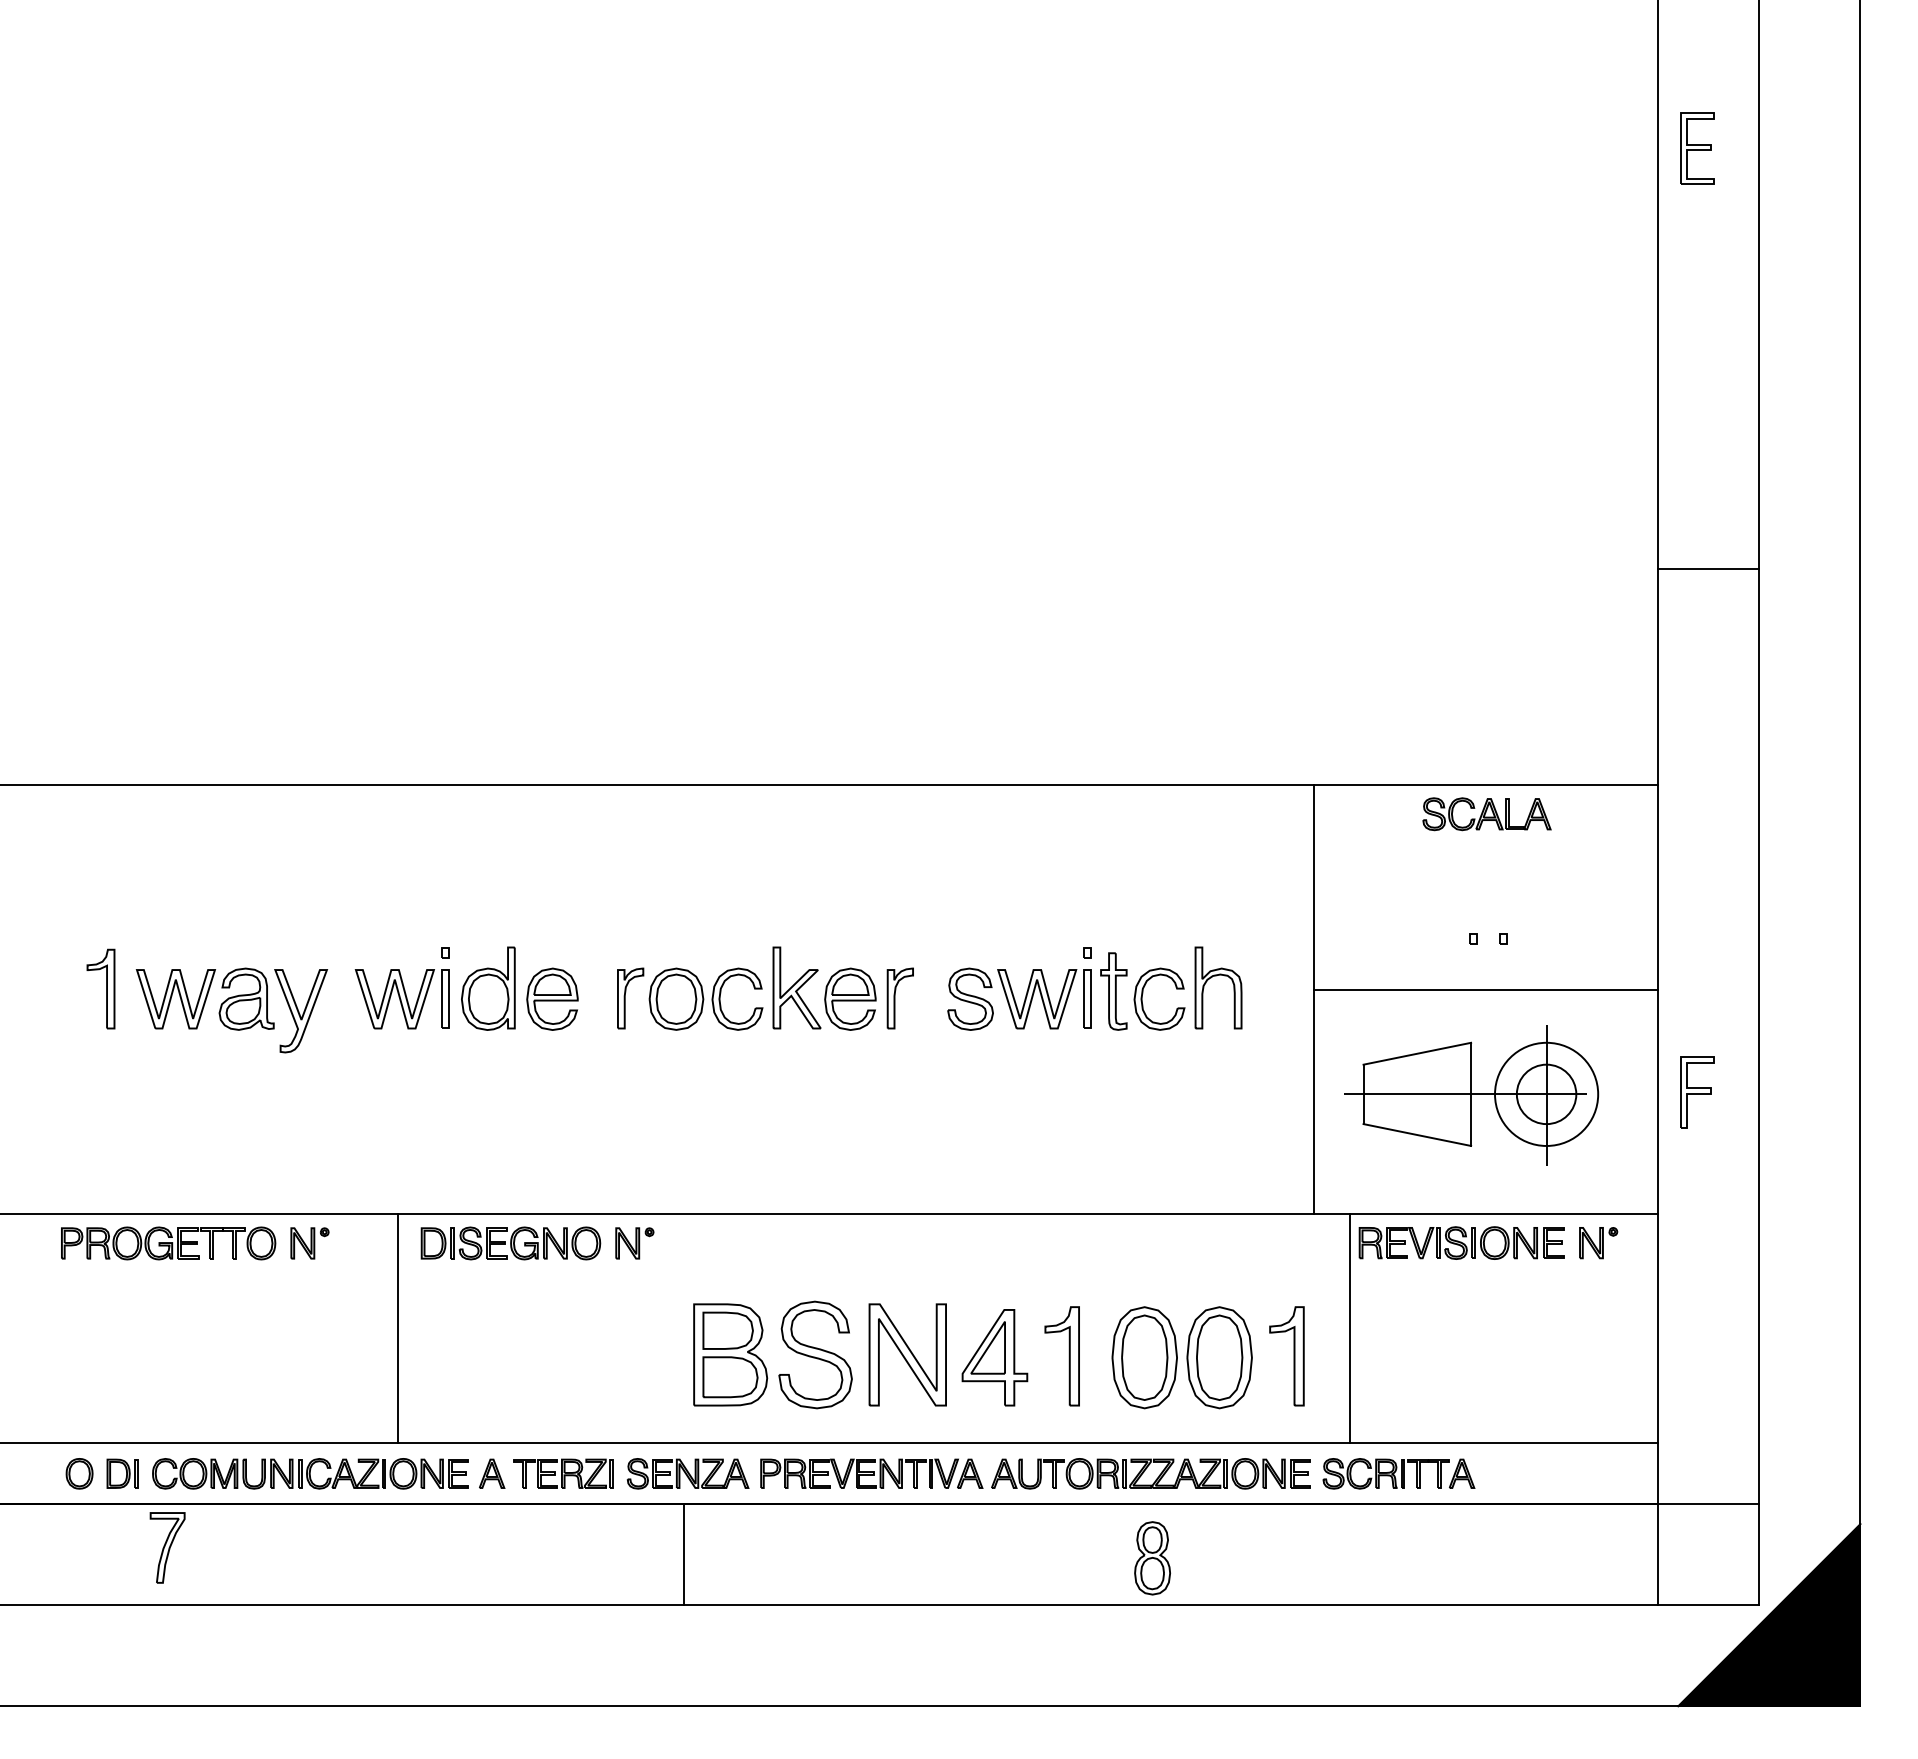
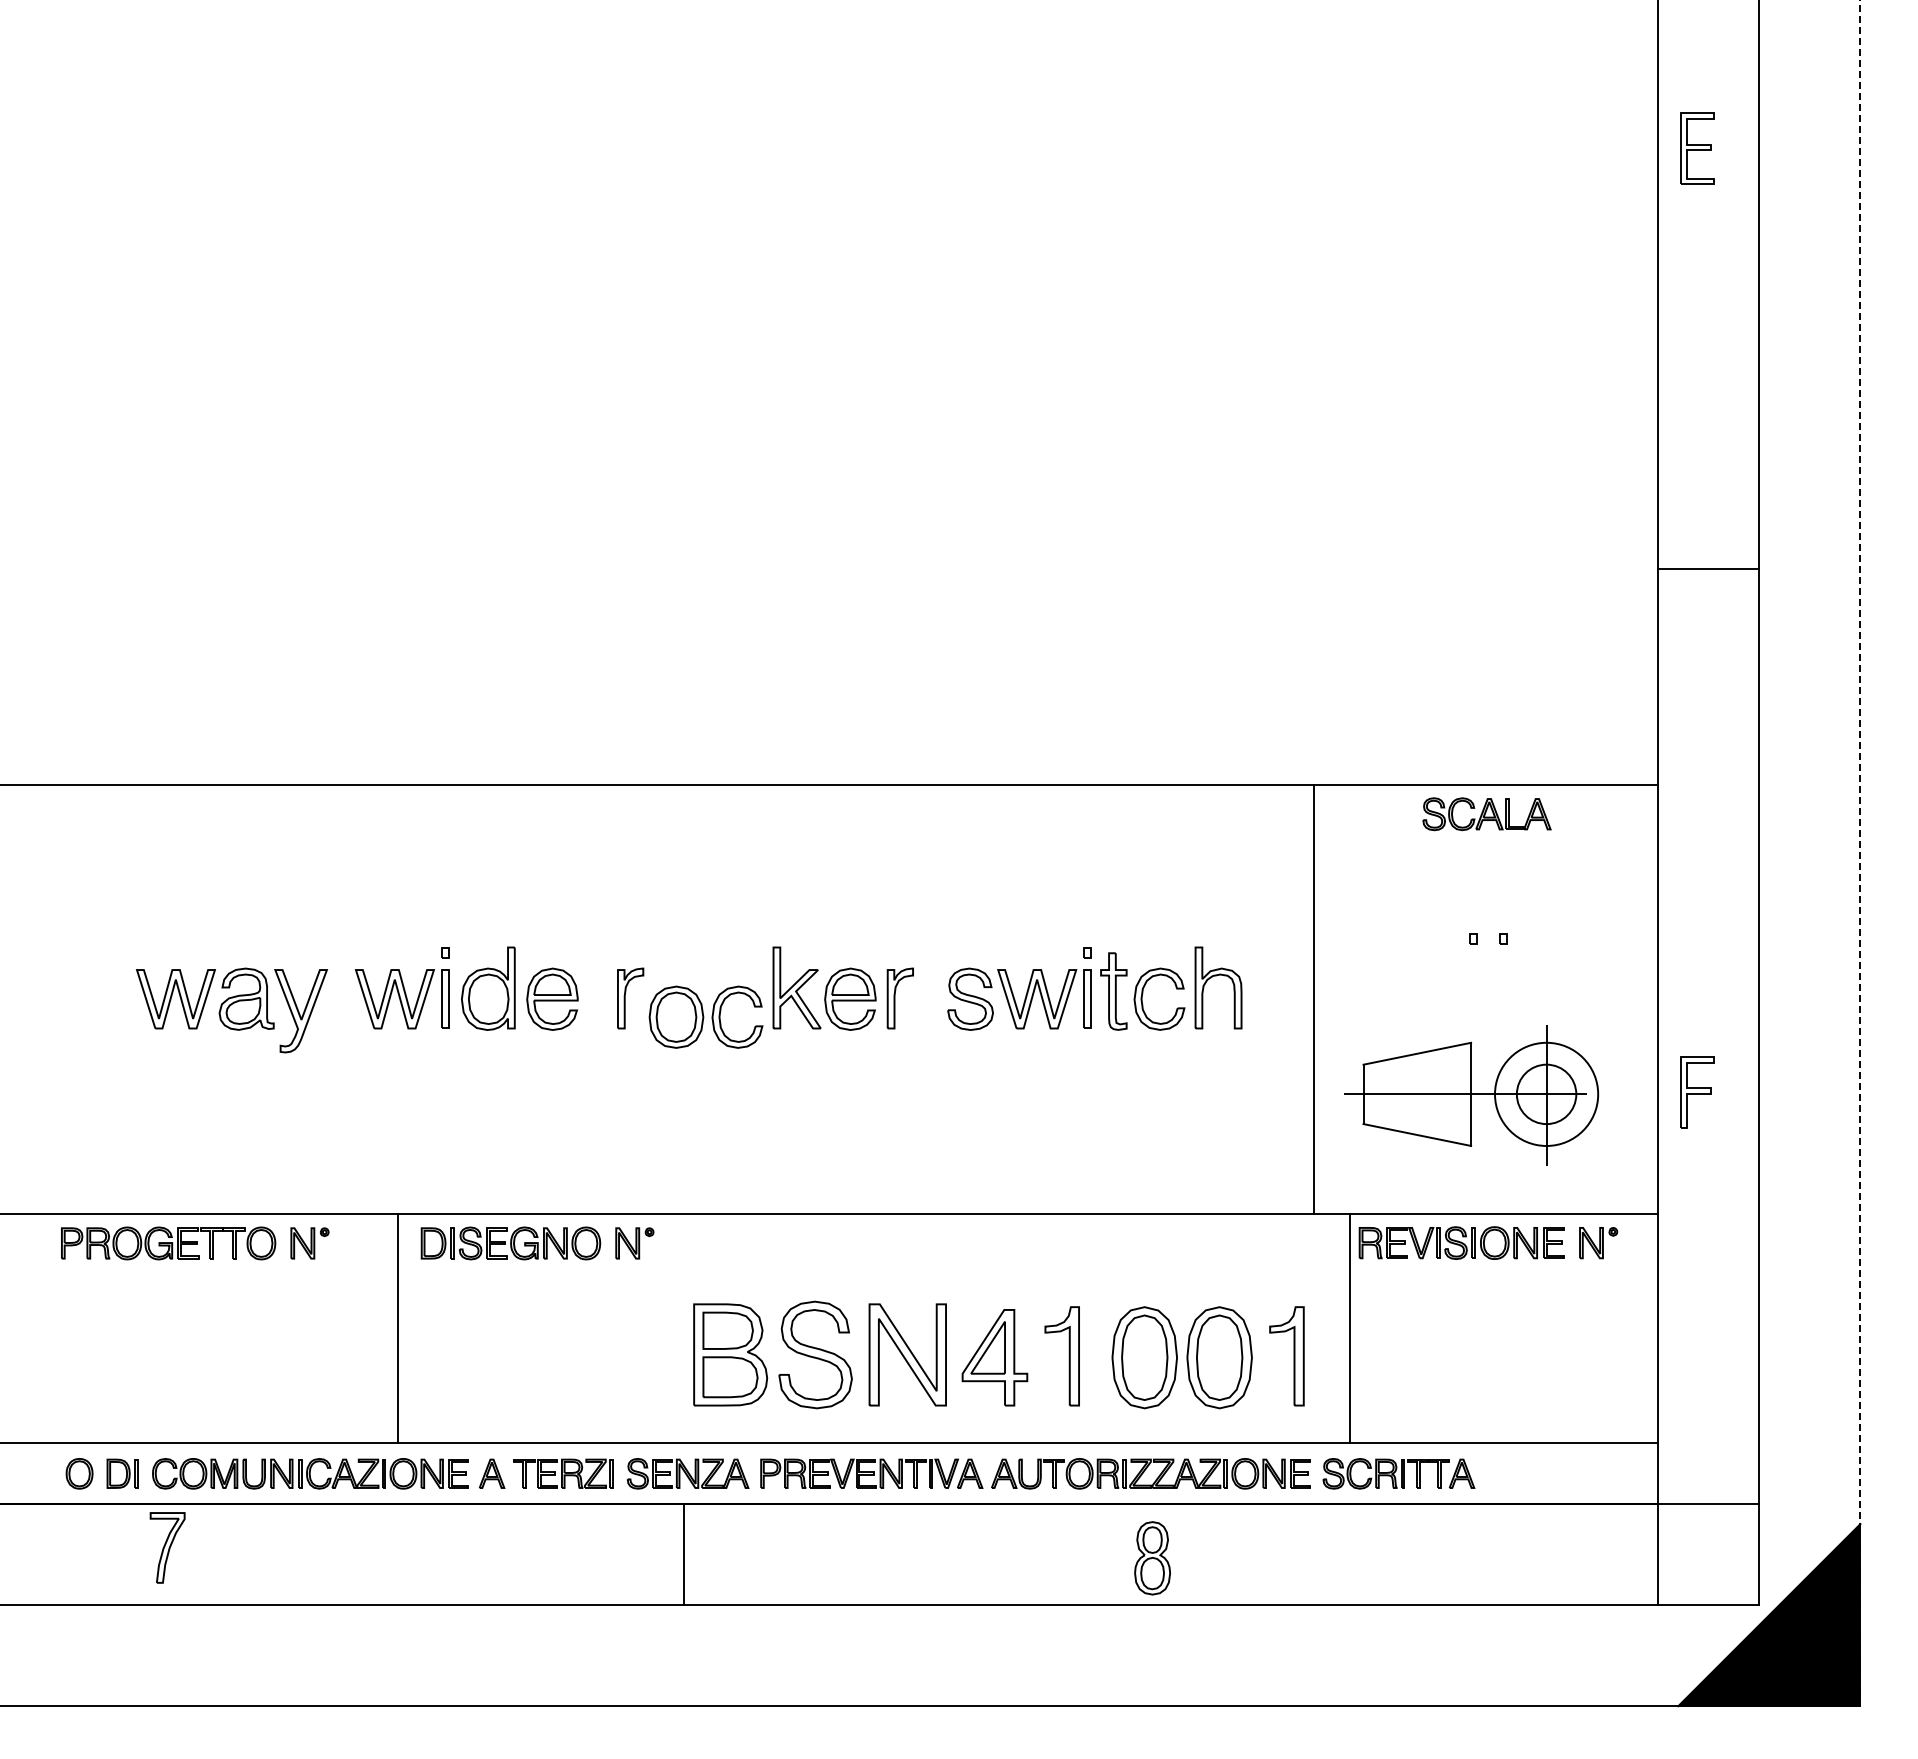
line: solid -> dashed (1860, 853)
part: present -> none (100, 988)
line: present -> none (1485, 989)
part position: (705, 998) -> (705, 1016) (705, 1016)
